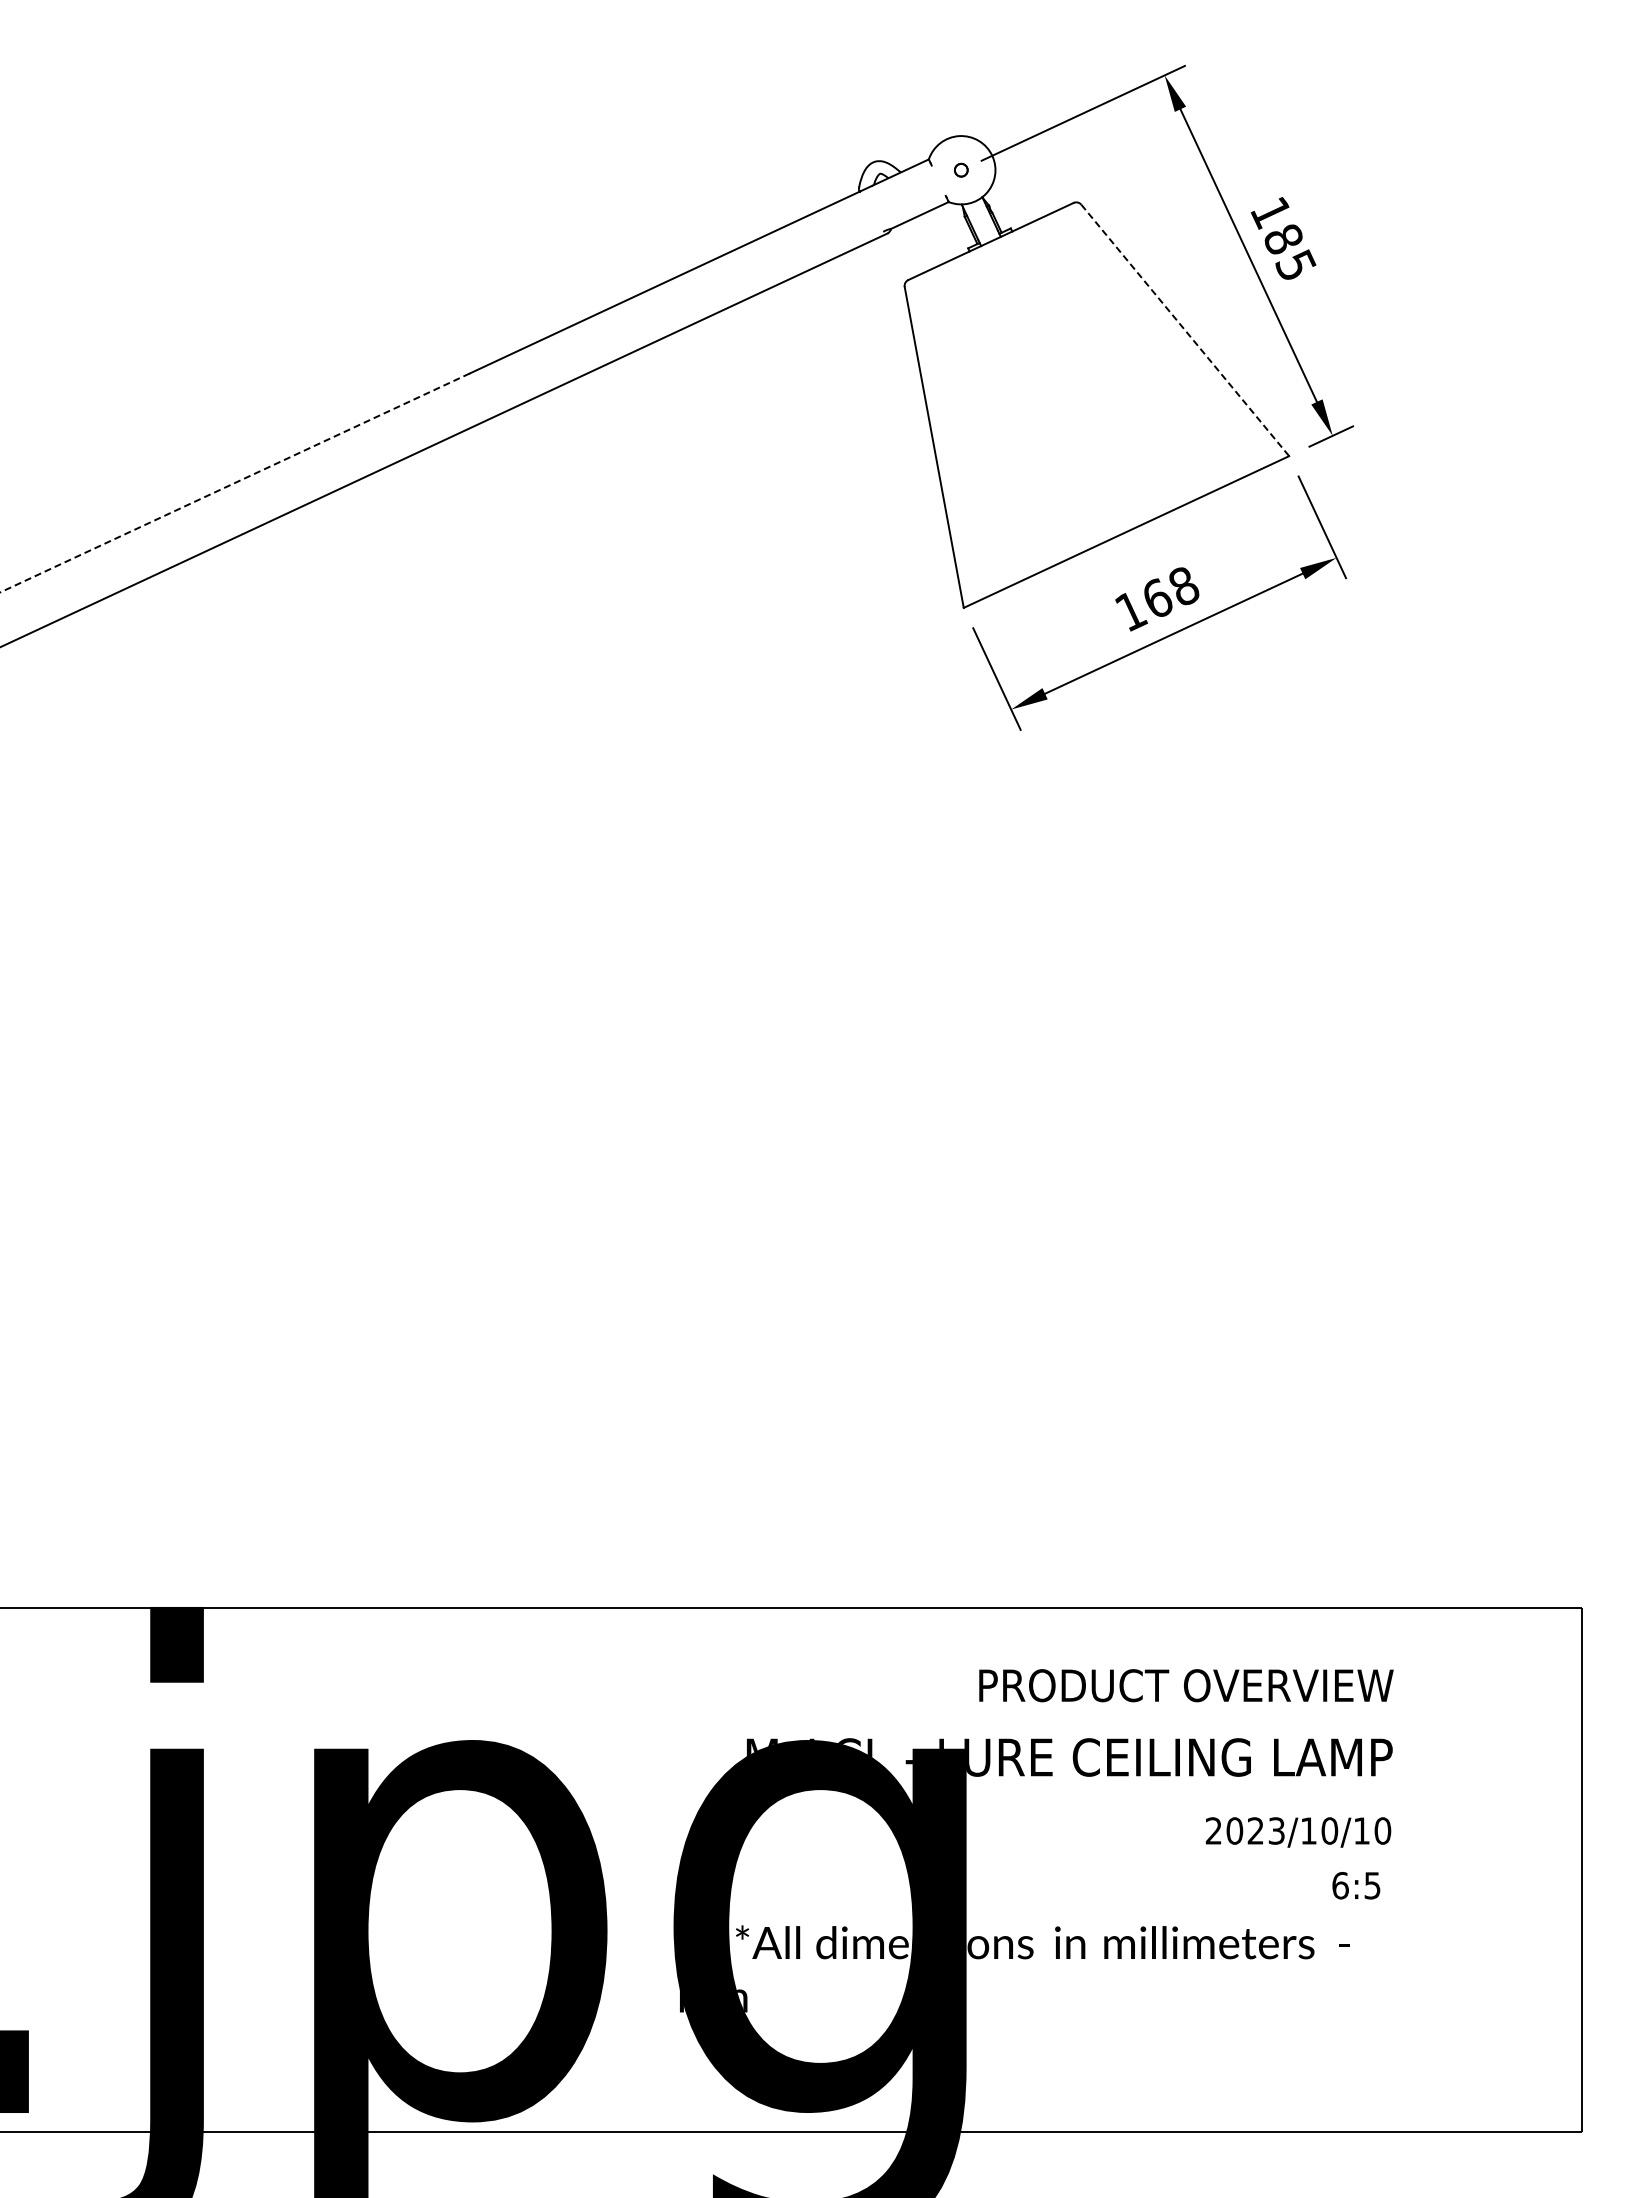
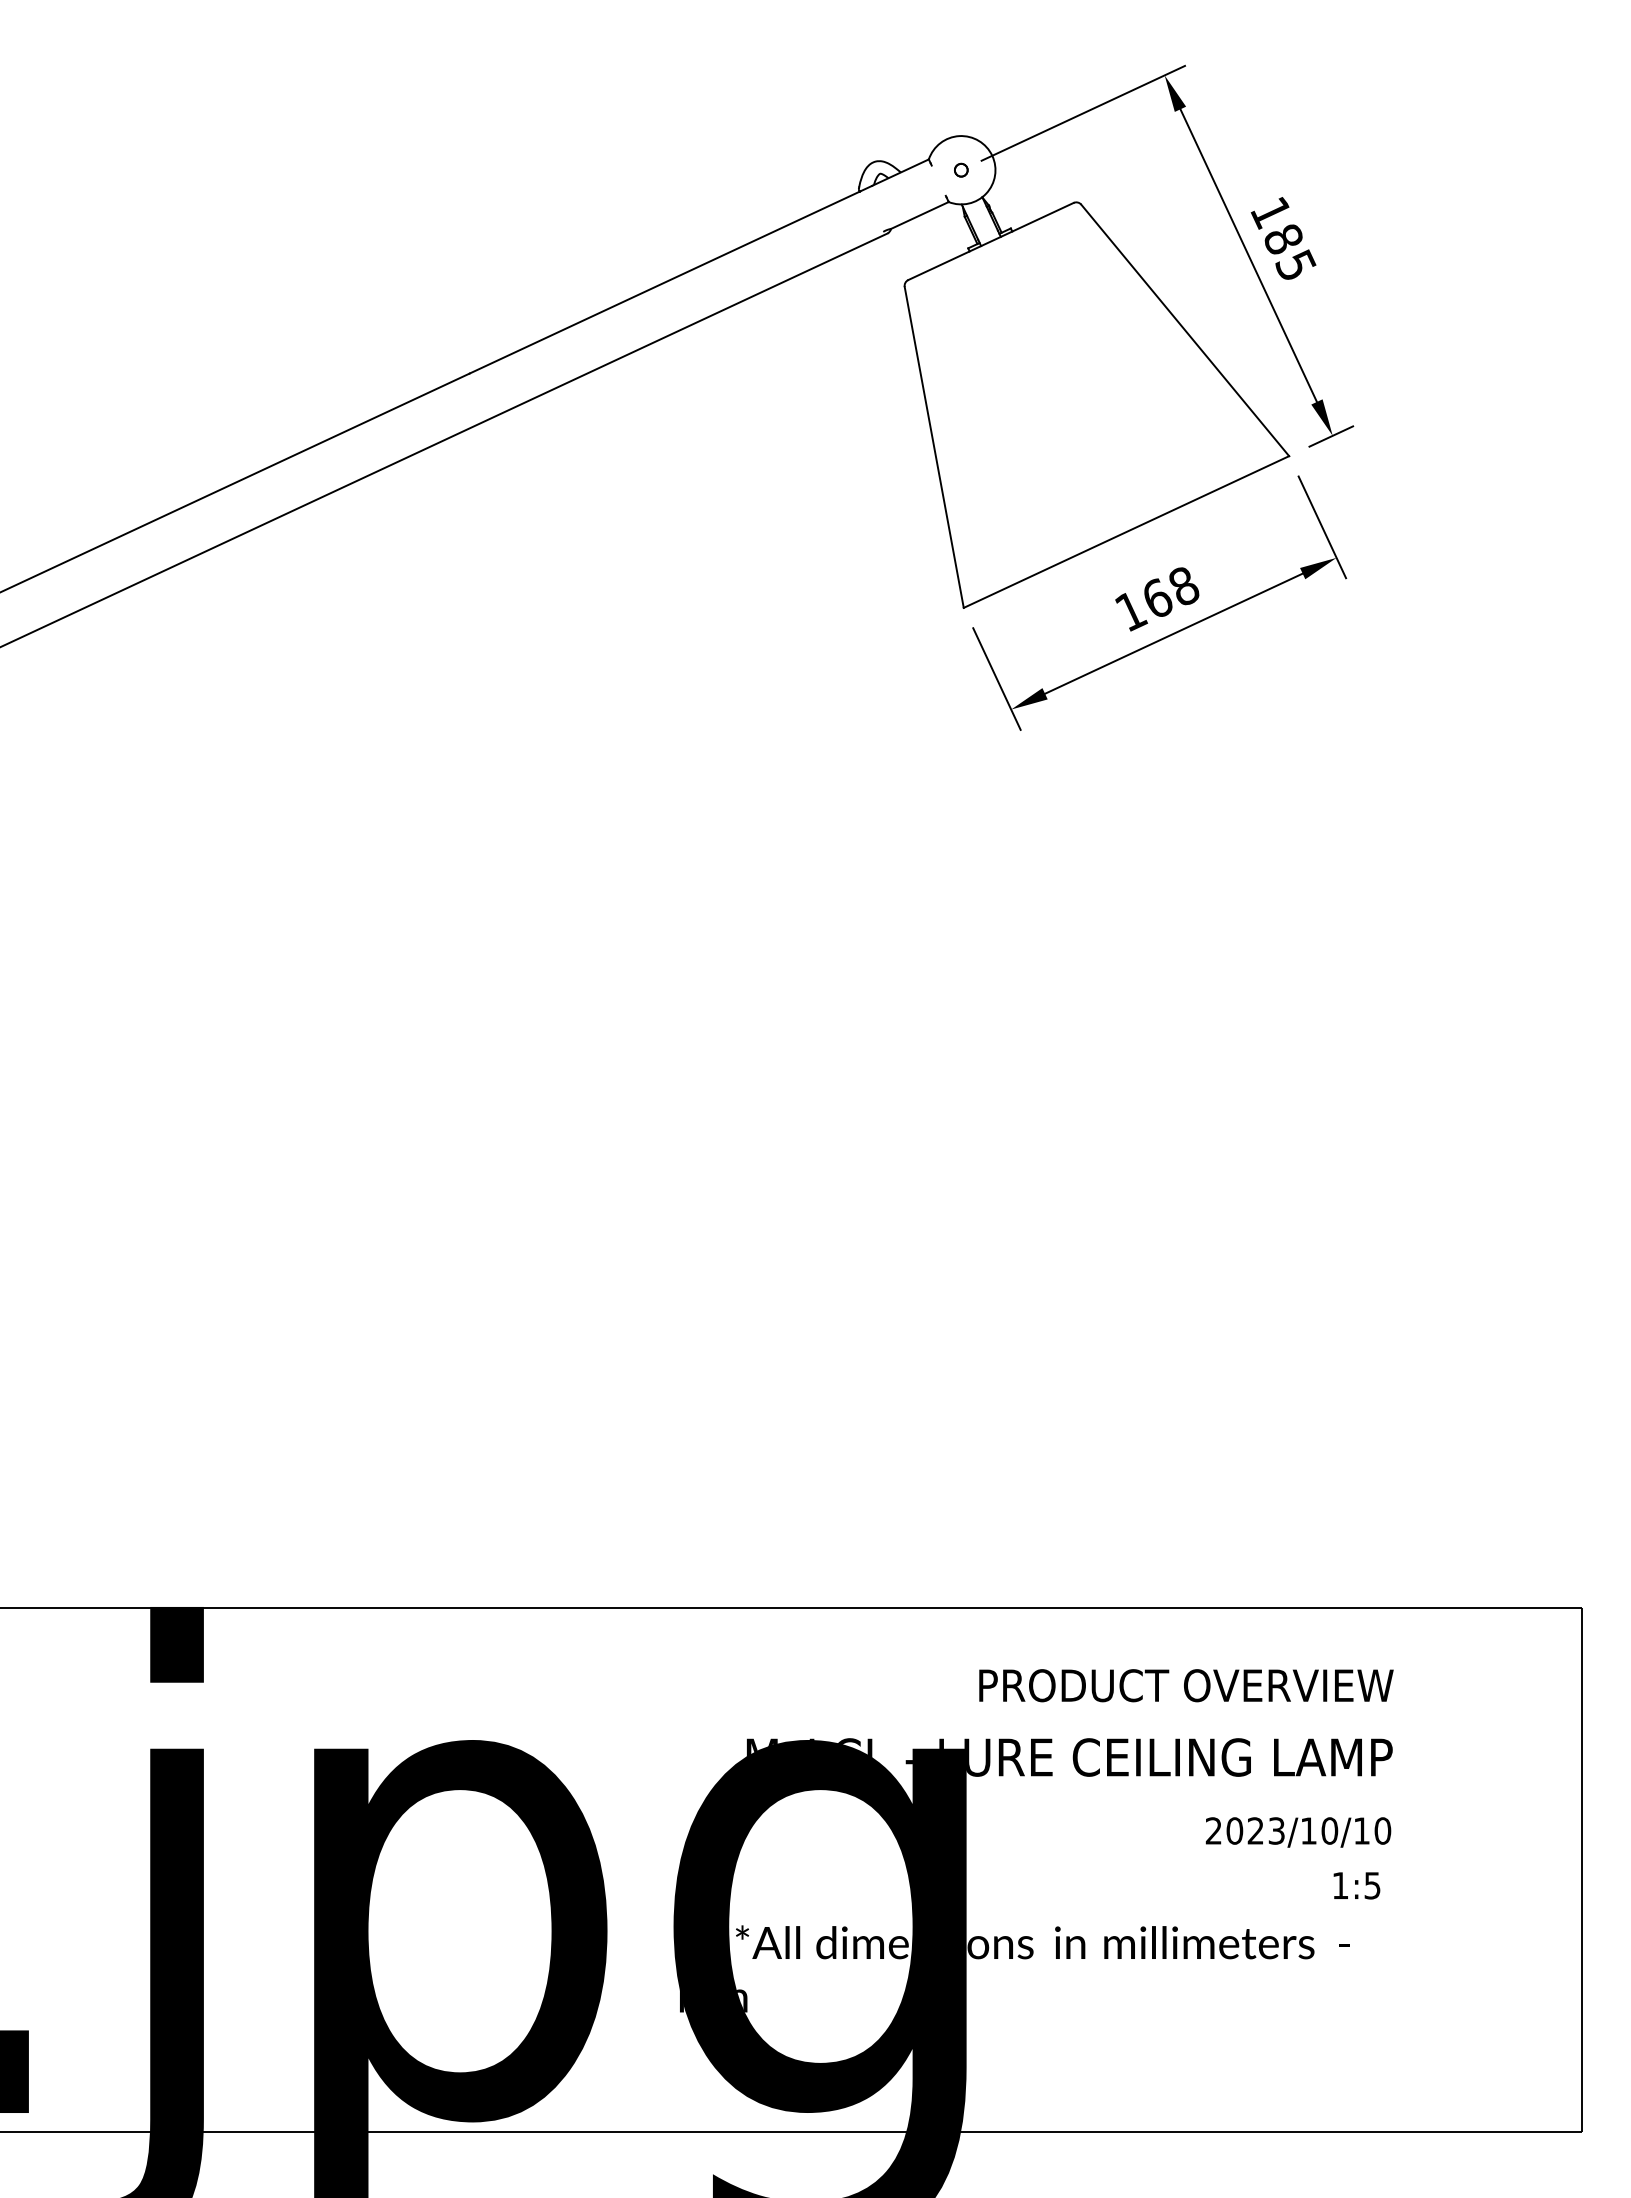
line: dashed -> solid (1185, 330)
line: dashed -> solid (234, 483)
text: 6:5 -> 1:5 (1340, 1885)
